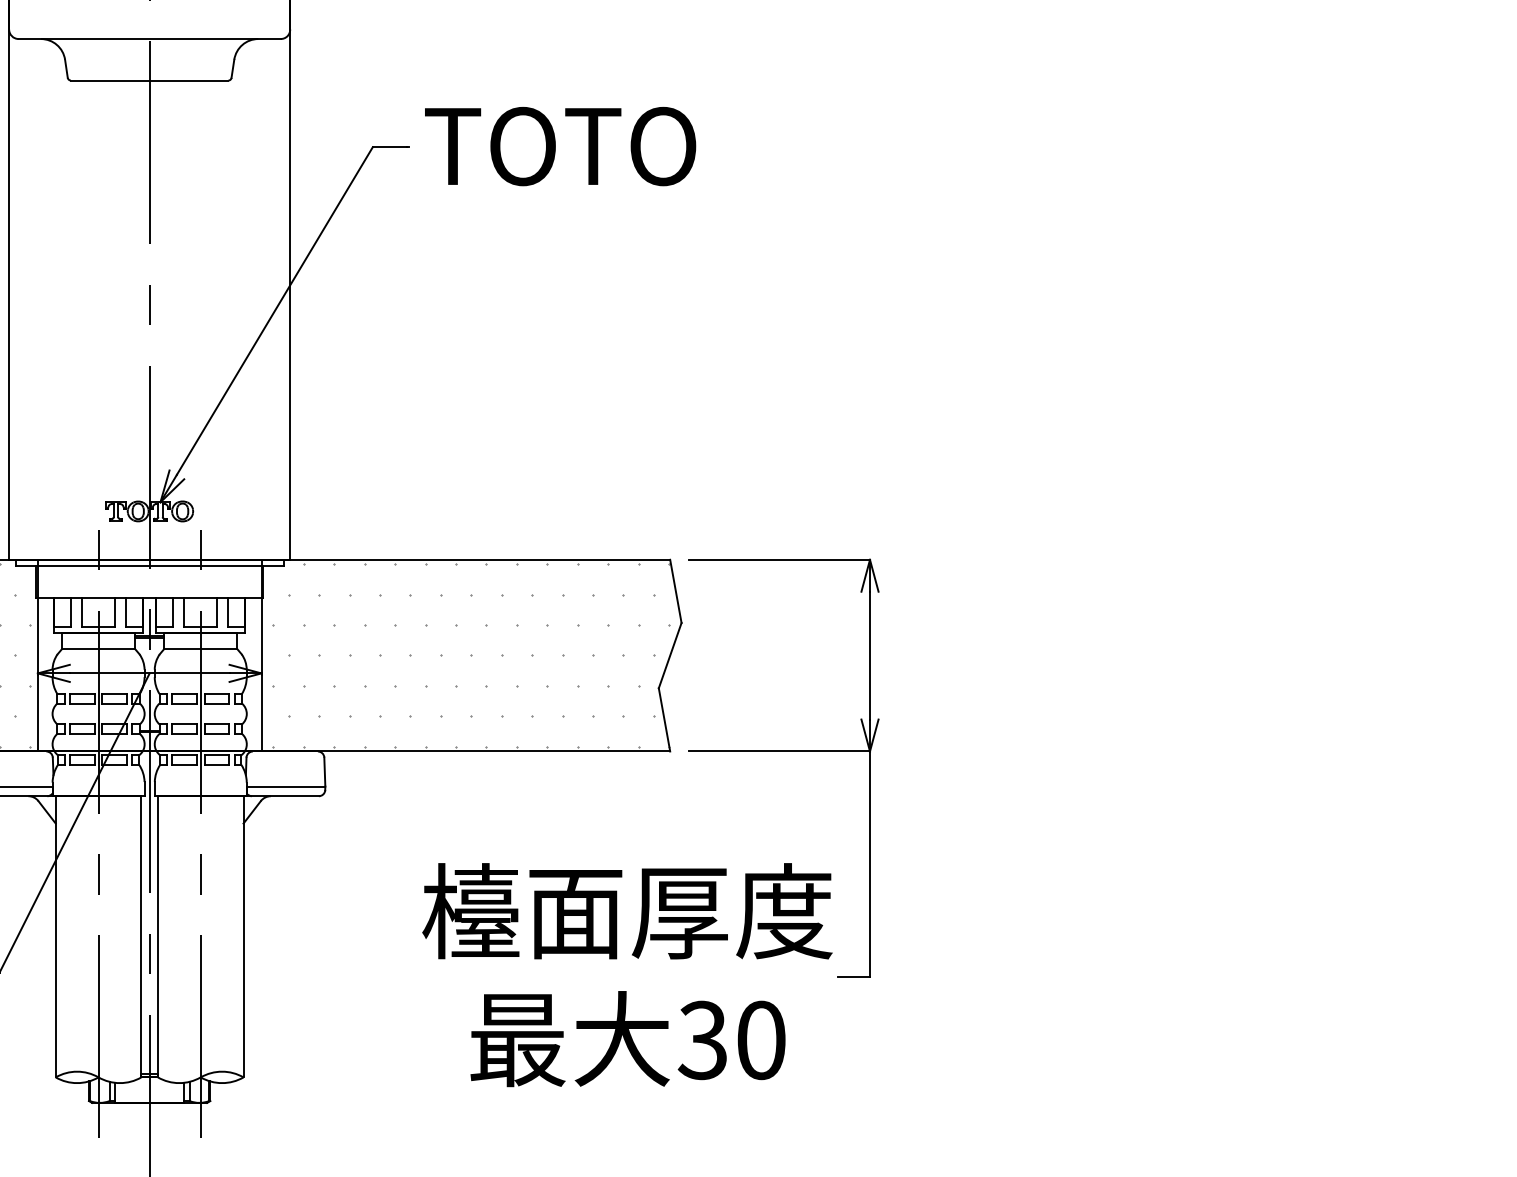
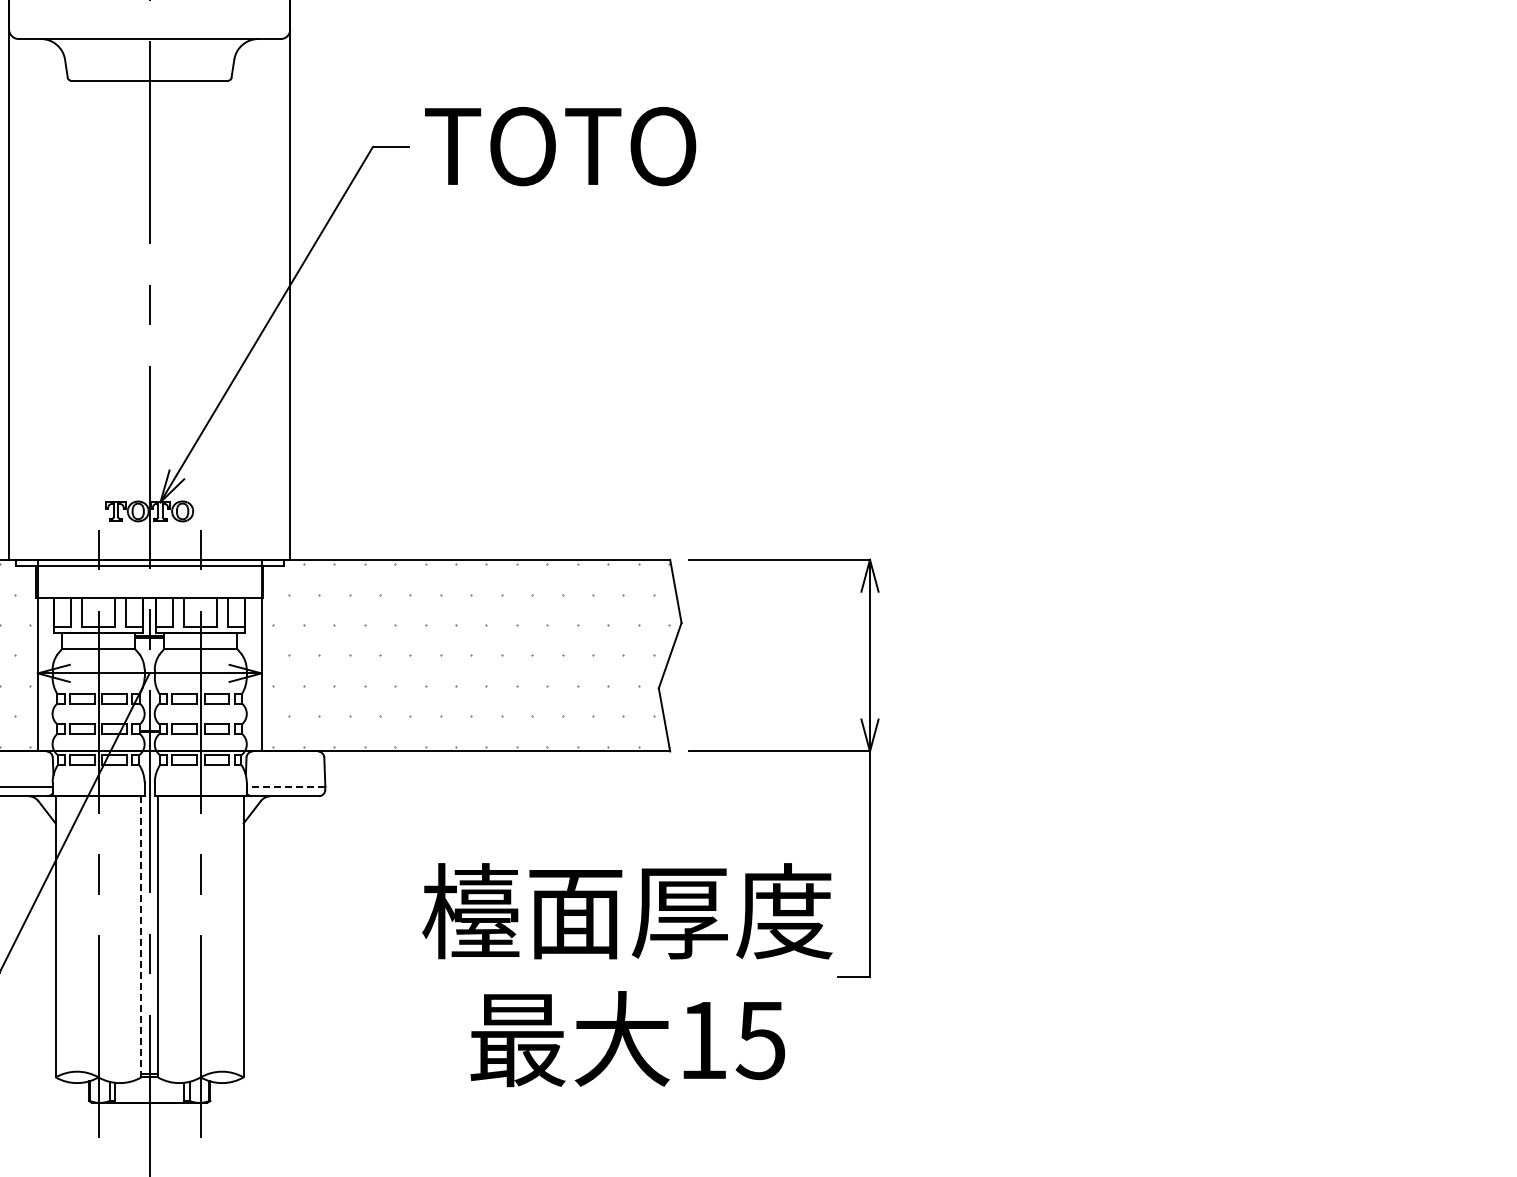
line: solid -> dashed (285, 786)
line: solid -> dashed (141, 936)
text: 30 -> 15 (731, 1040)
